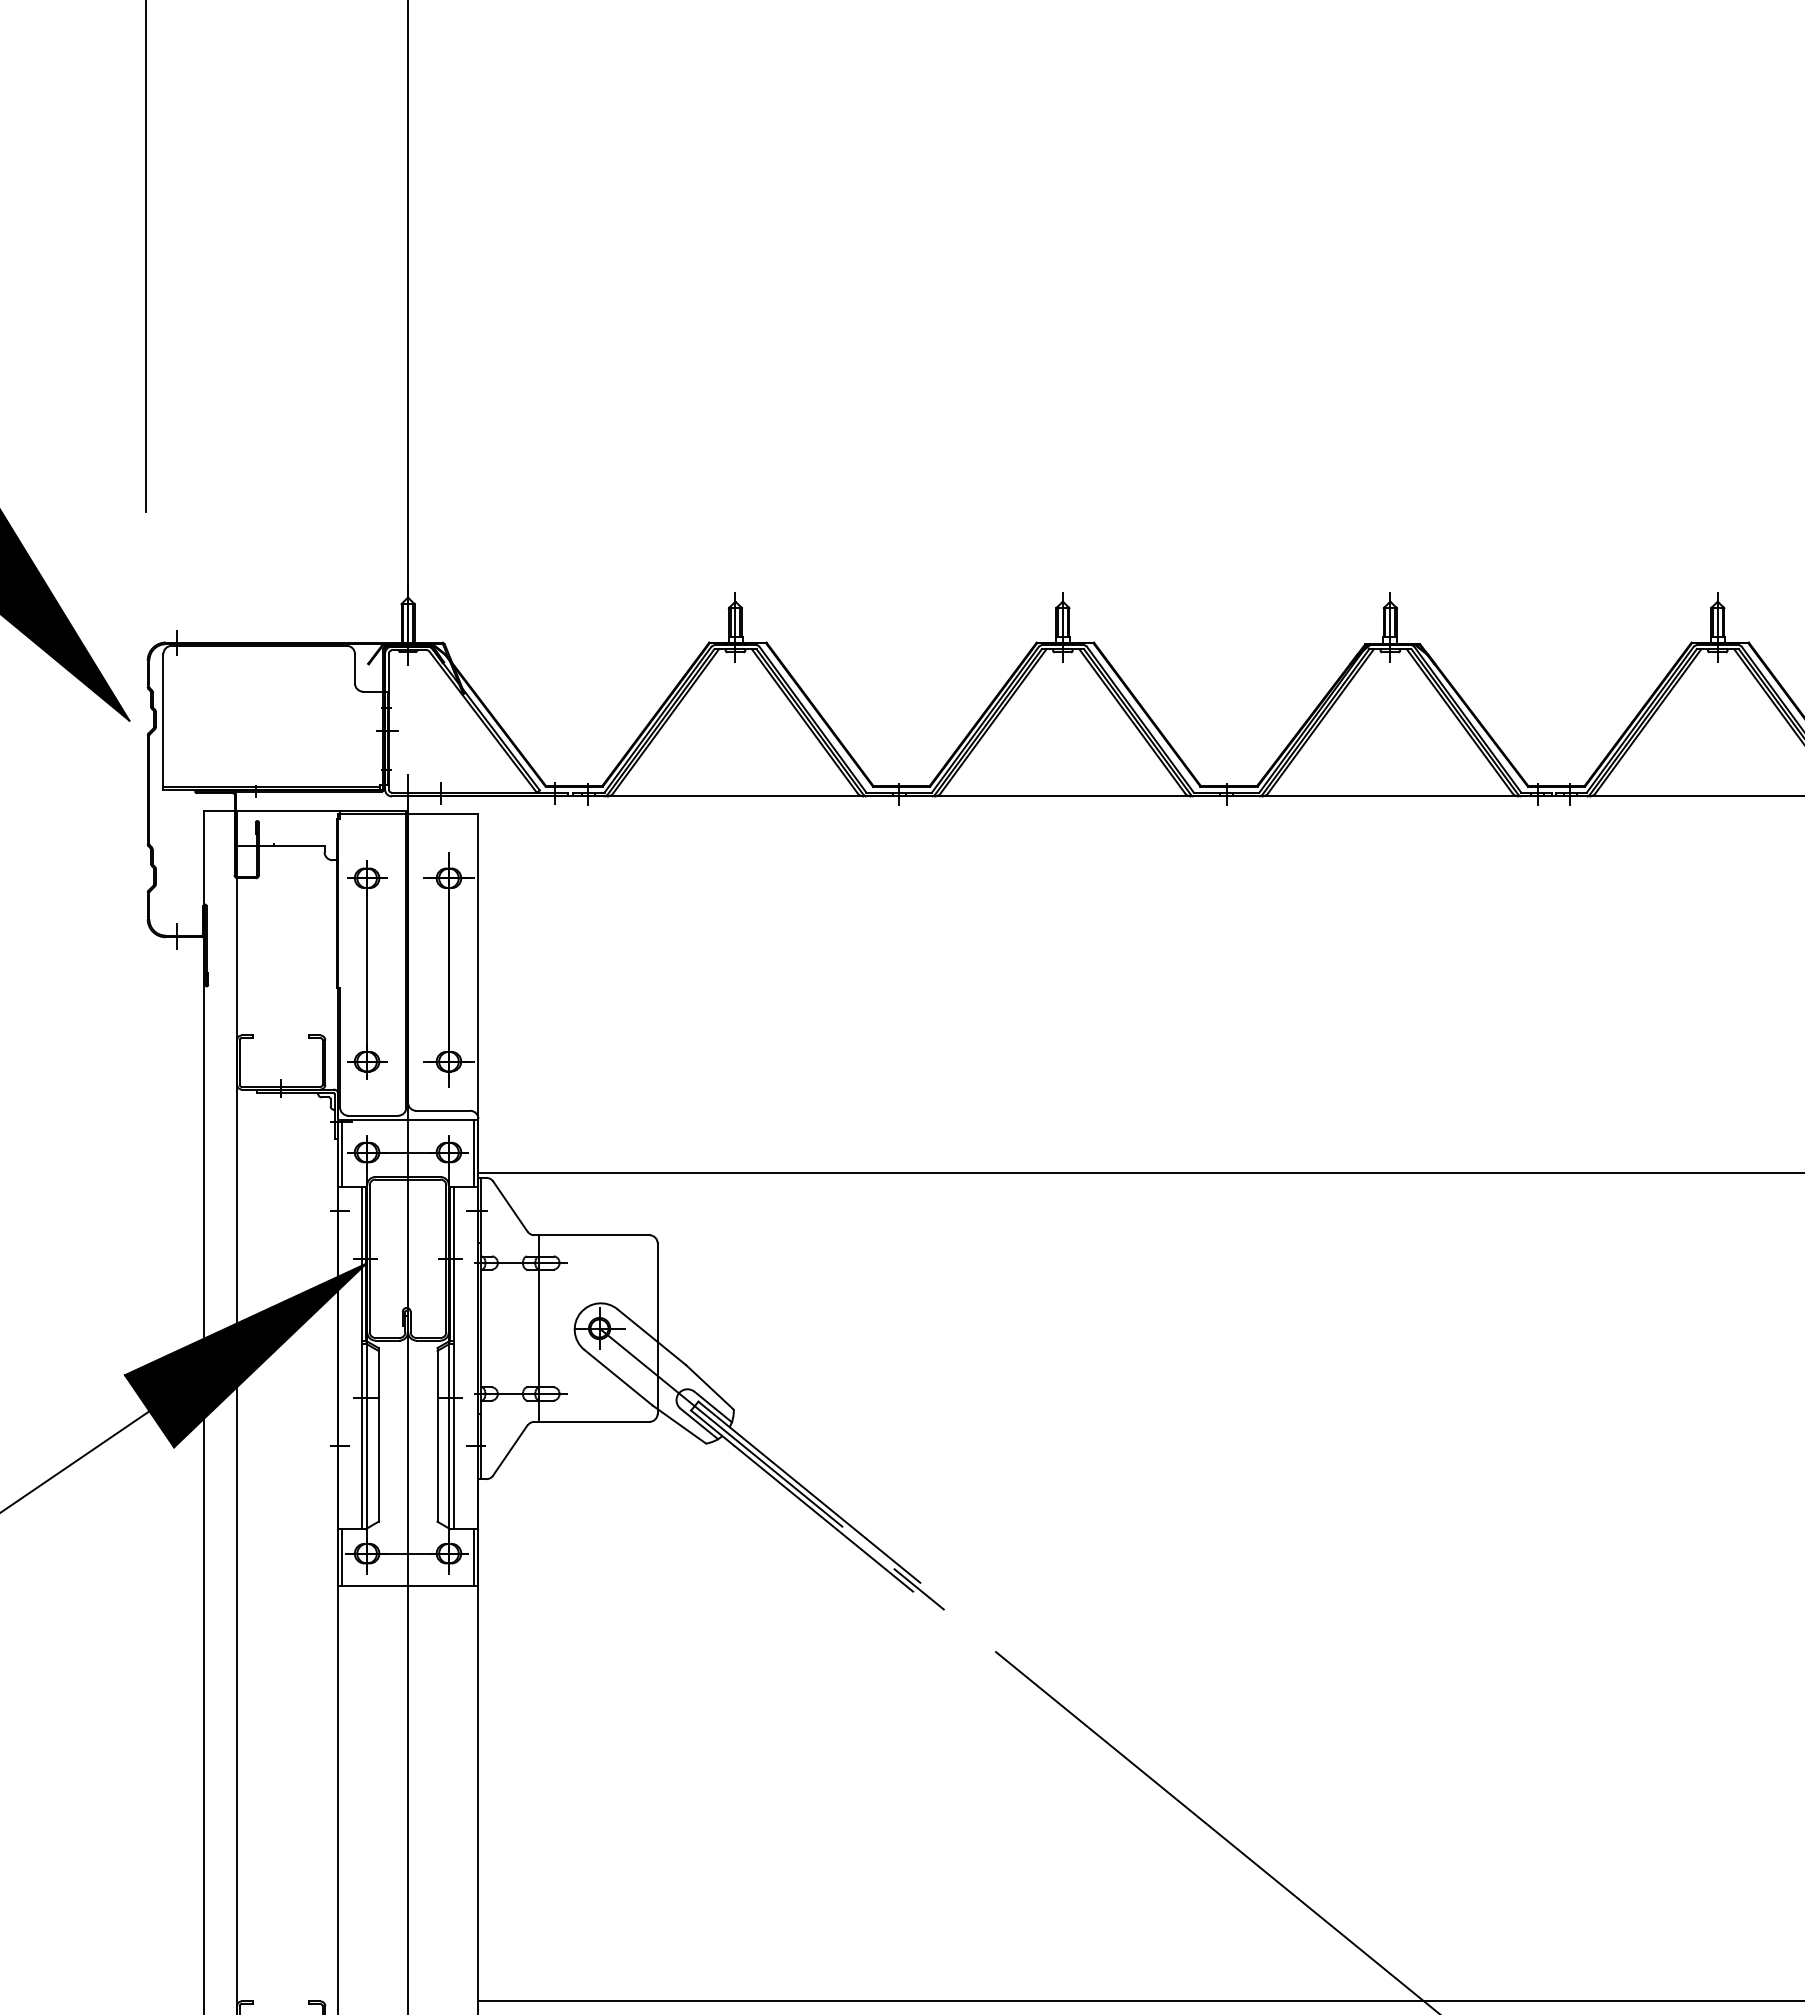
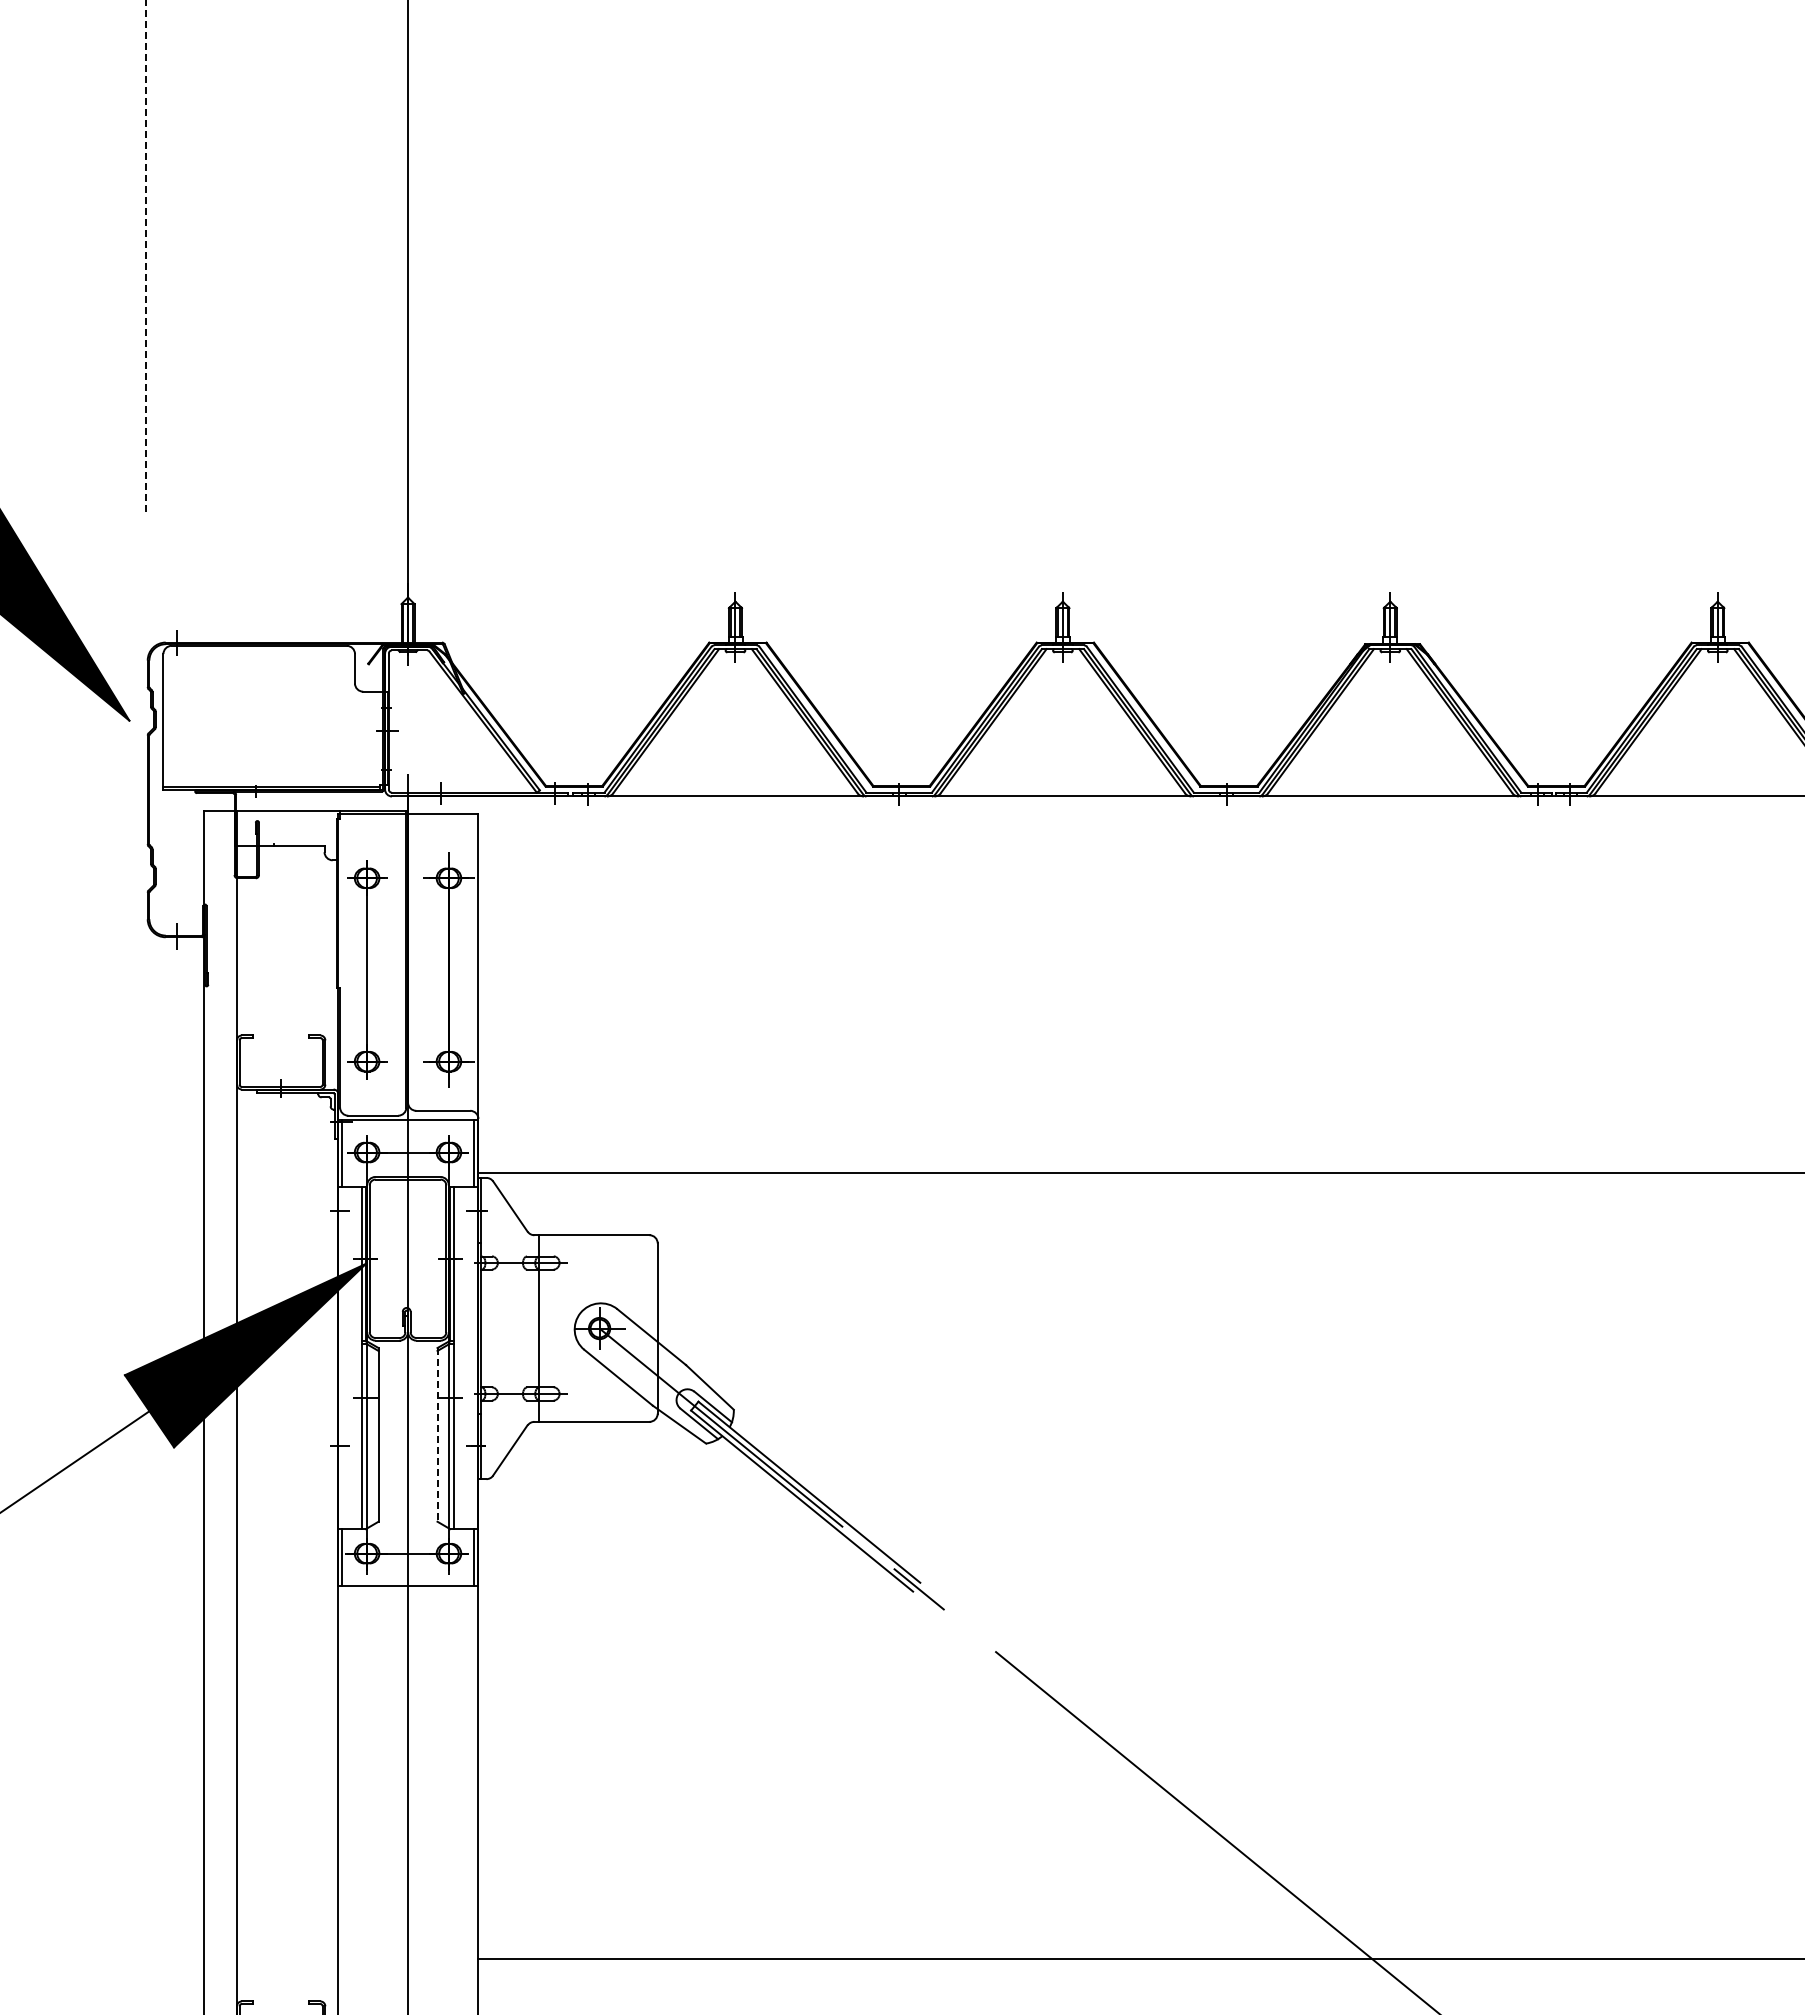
line: solid -> dashed (146, 255)
line: solid -> dashed (437, 1434)
line position: (1139, 2001) -> (1139, 1959) (1139, 1959)
